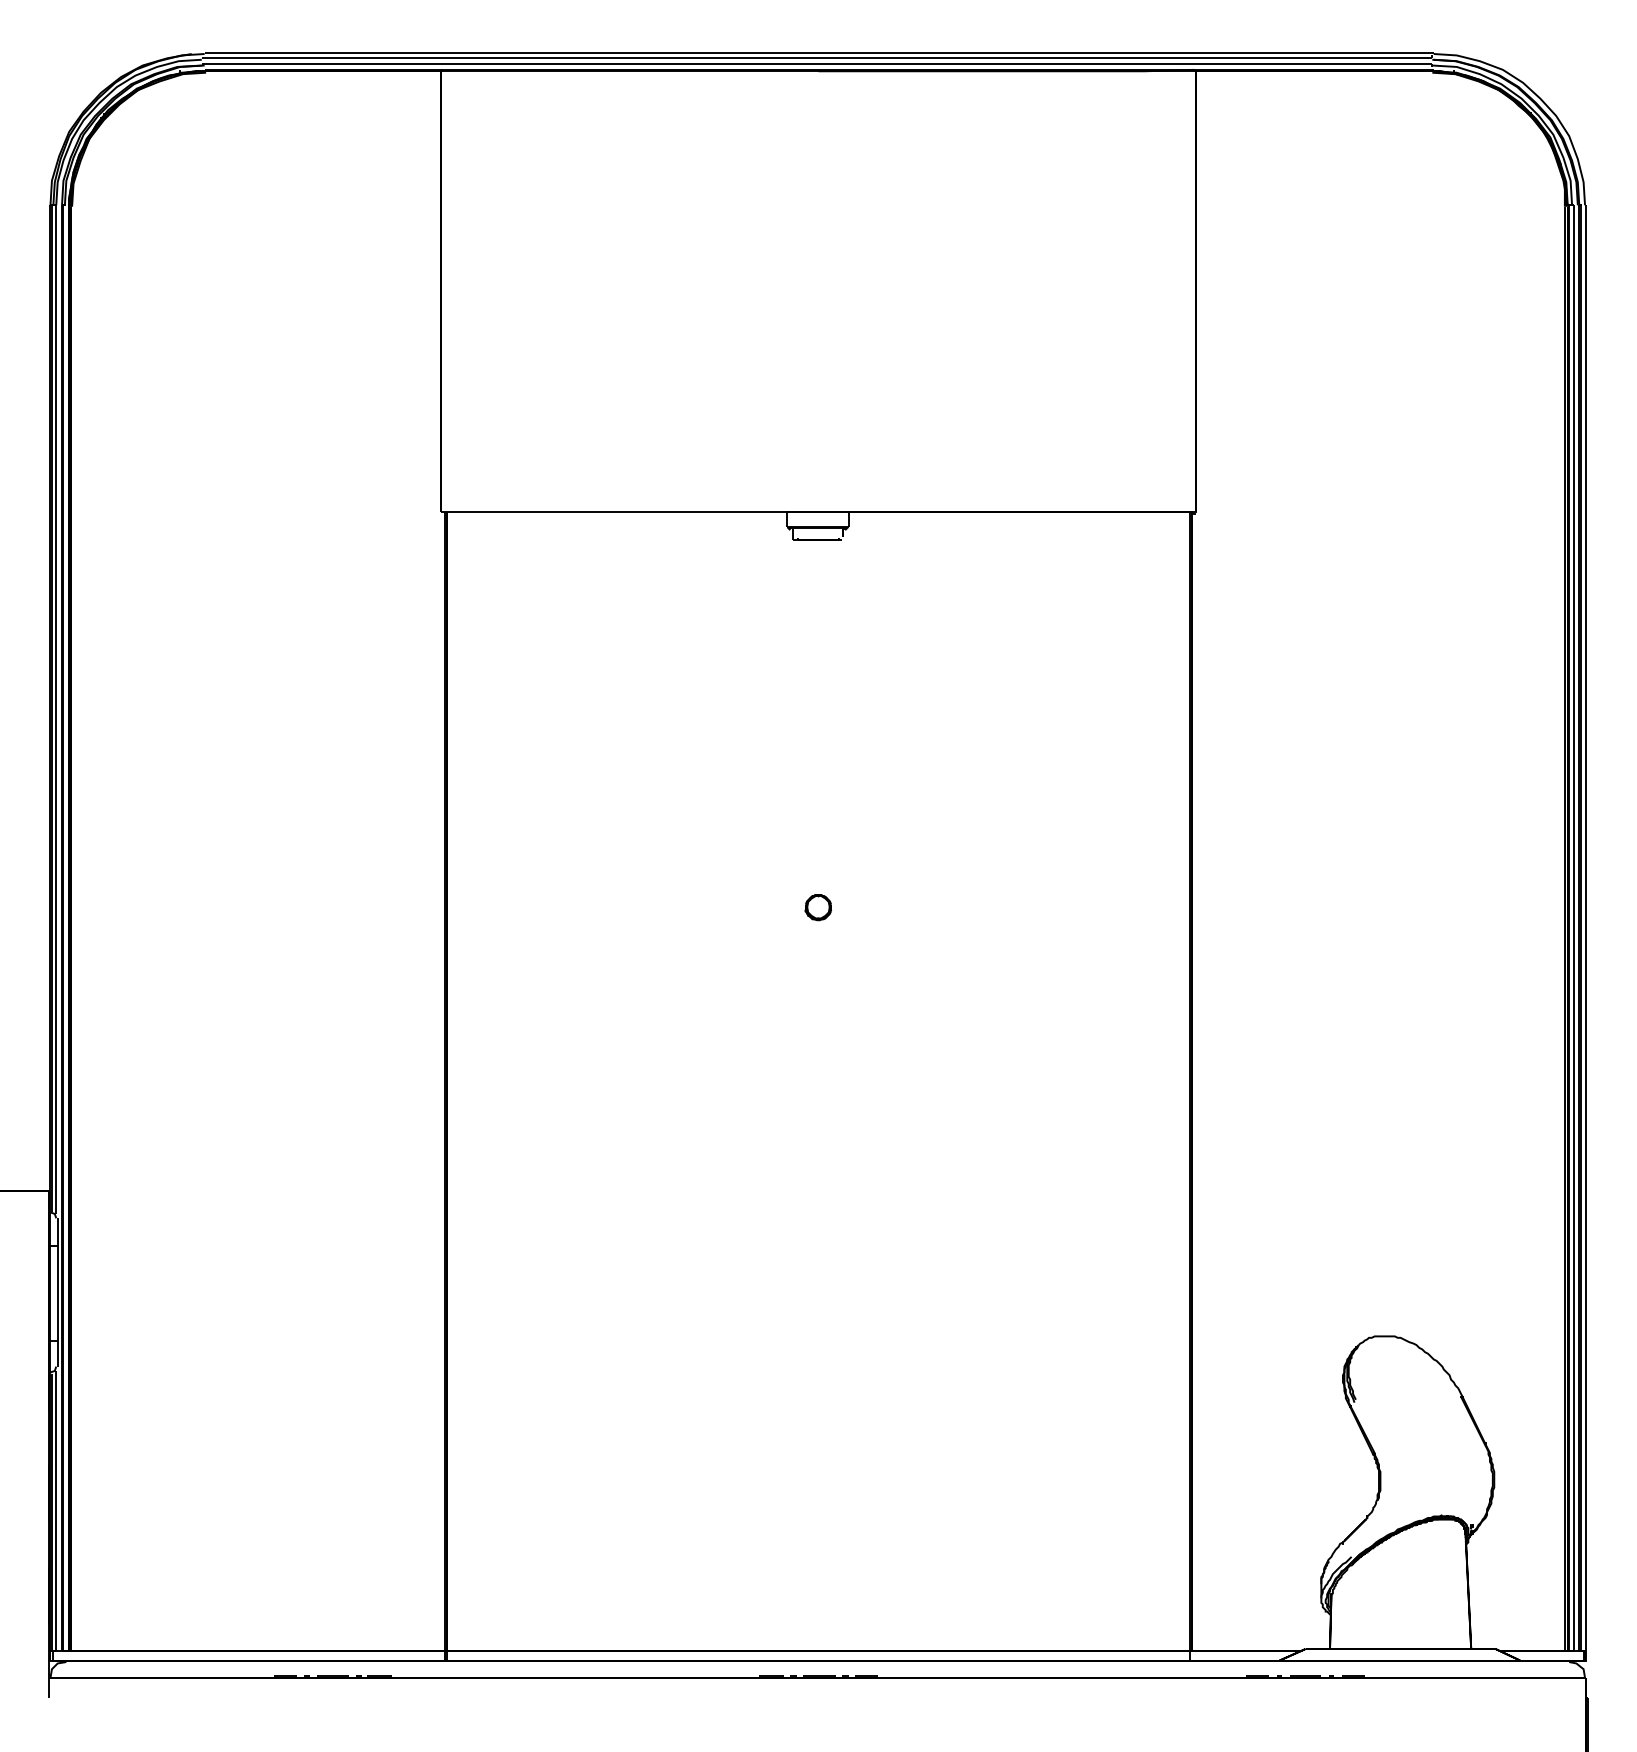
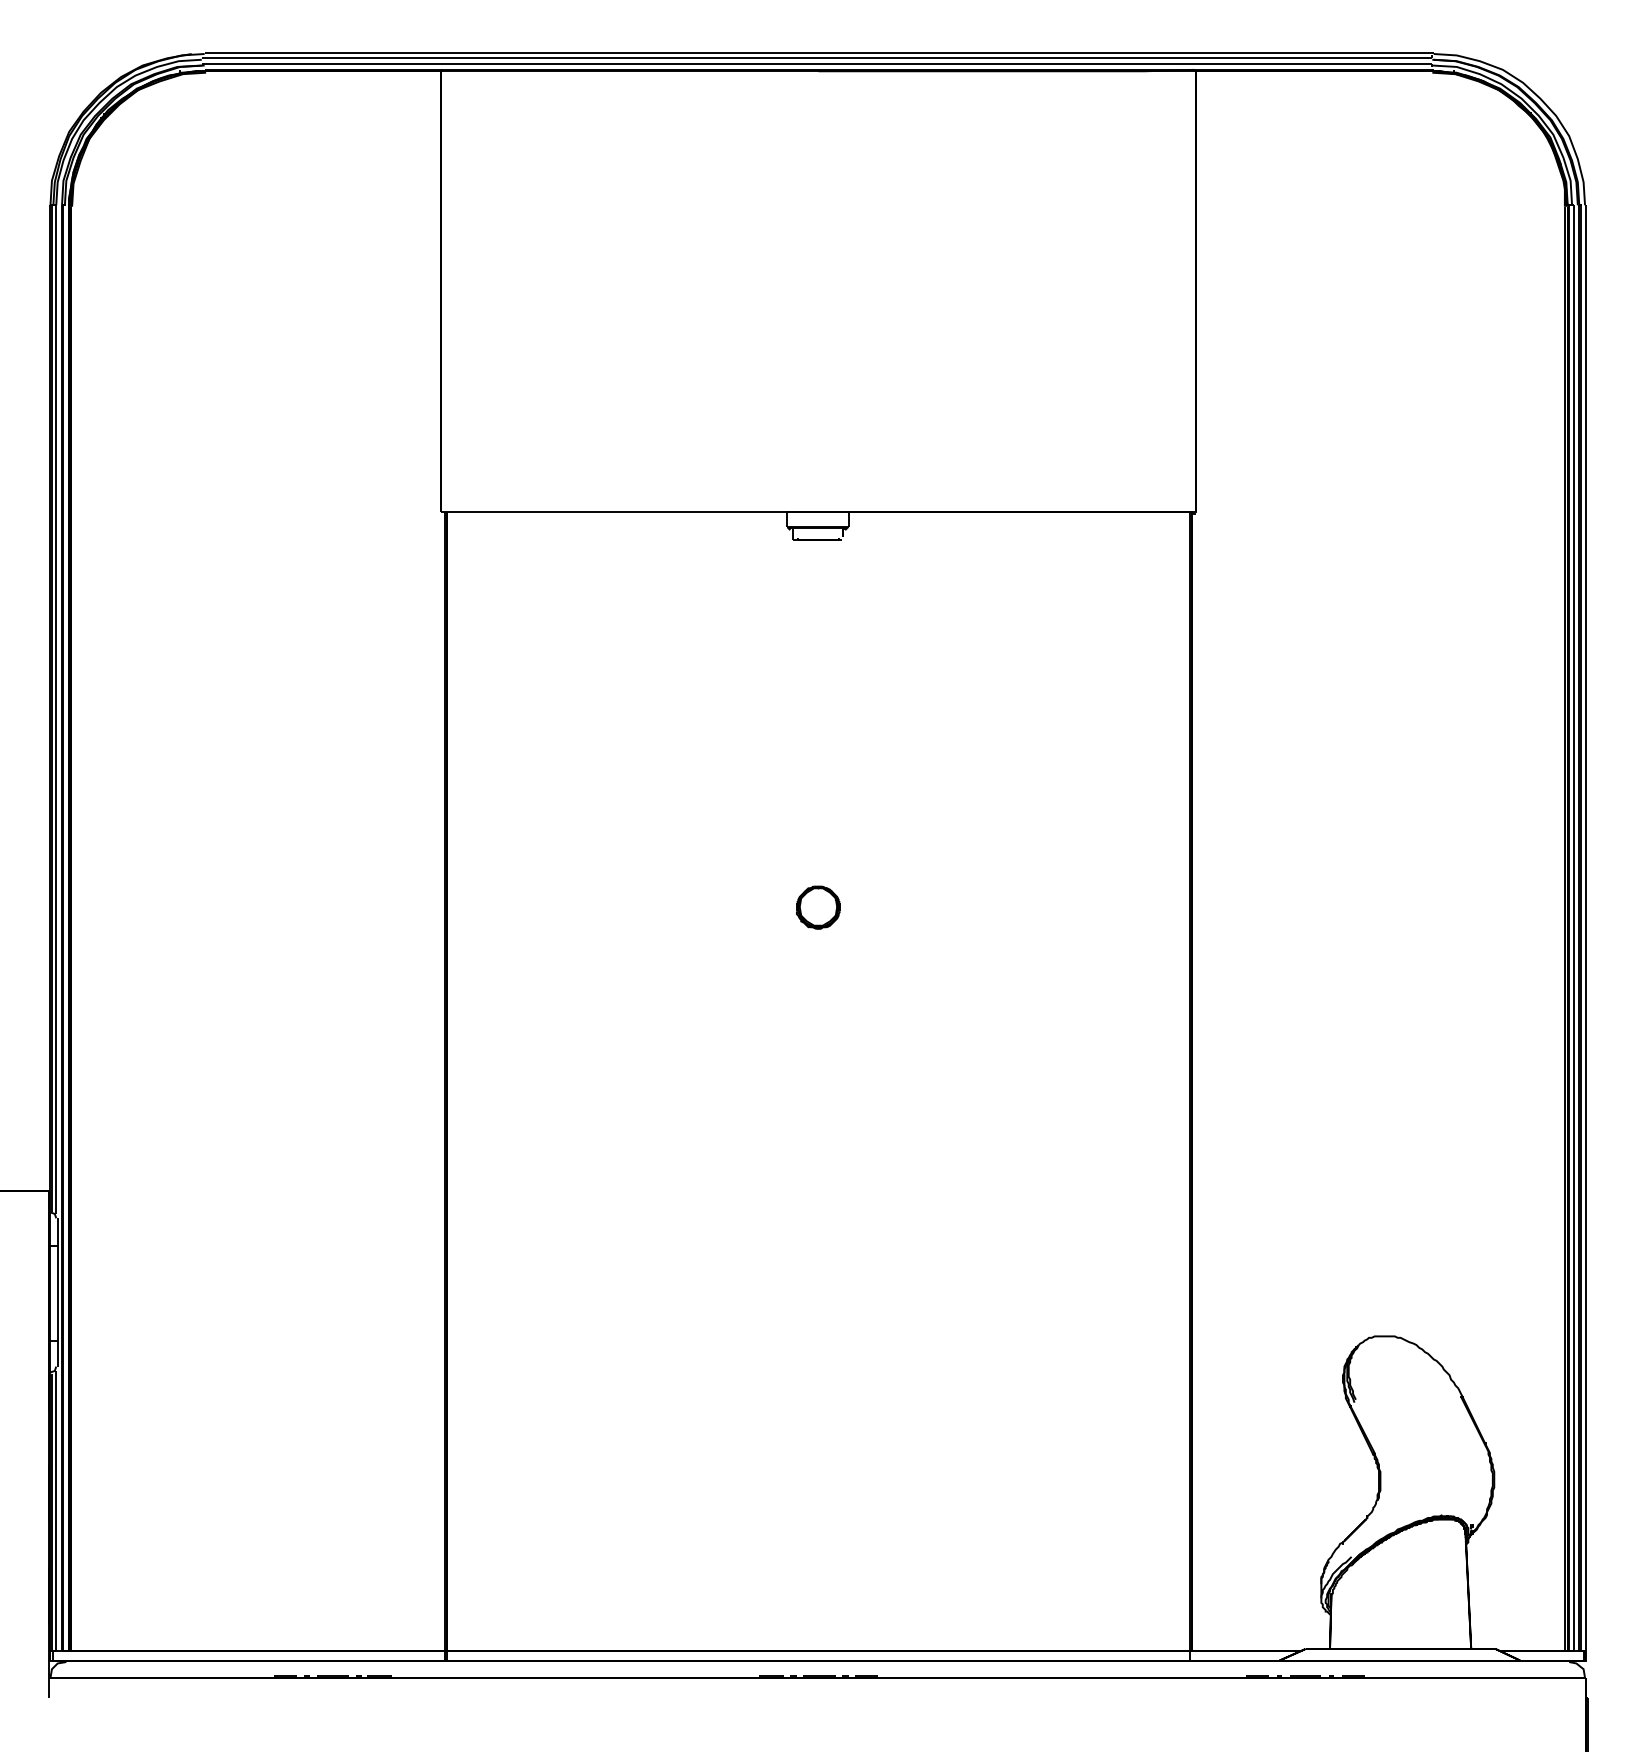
part size: 29x28 px -> 45x45 px (818, 907)
